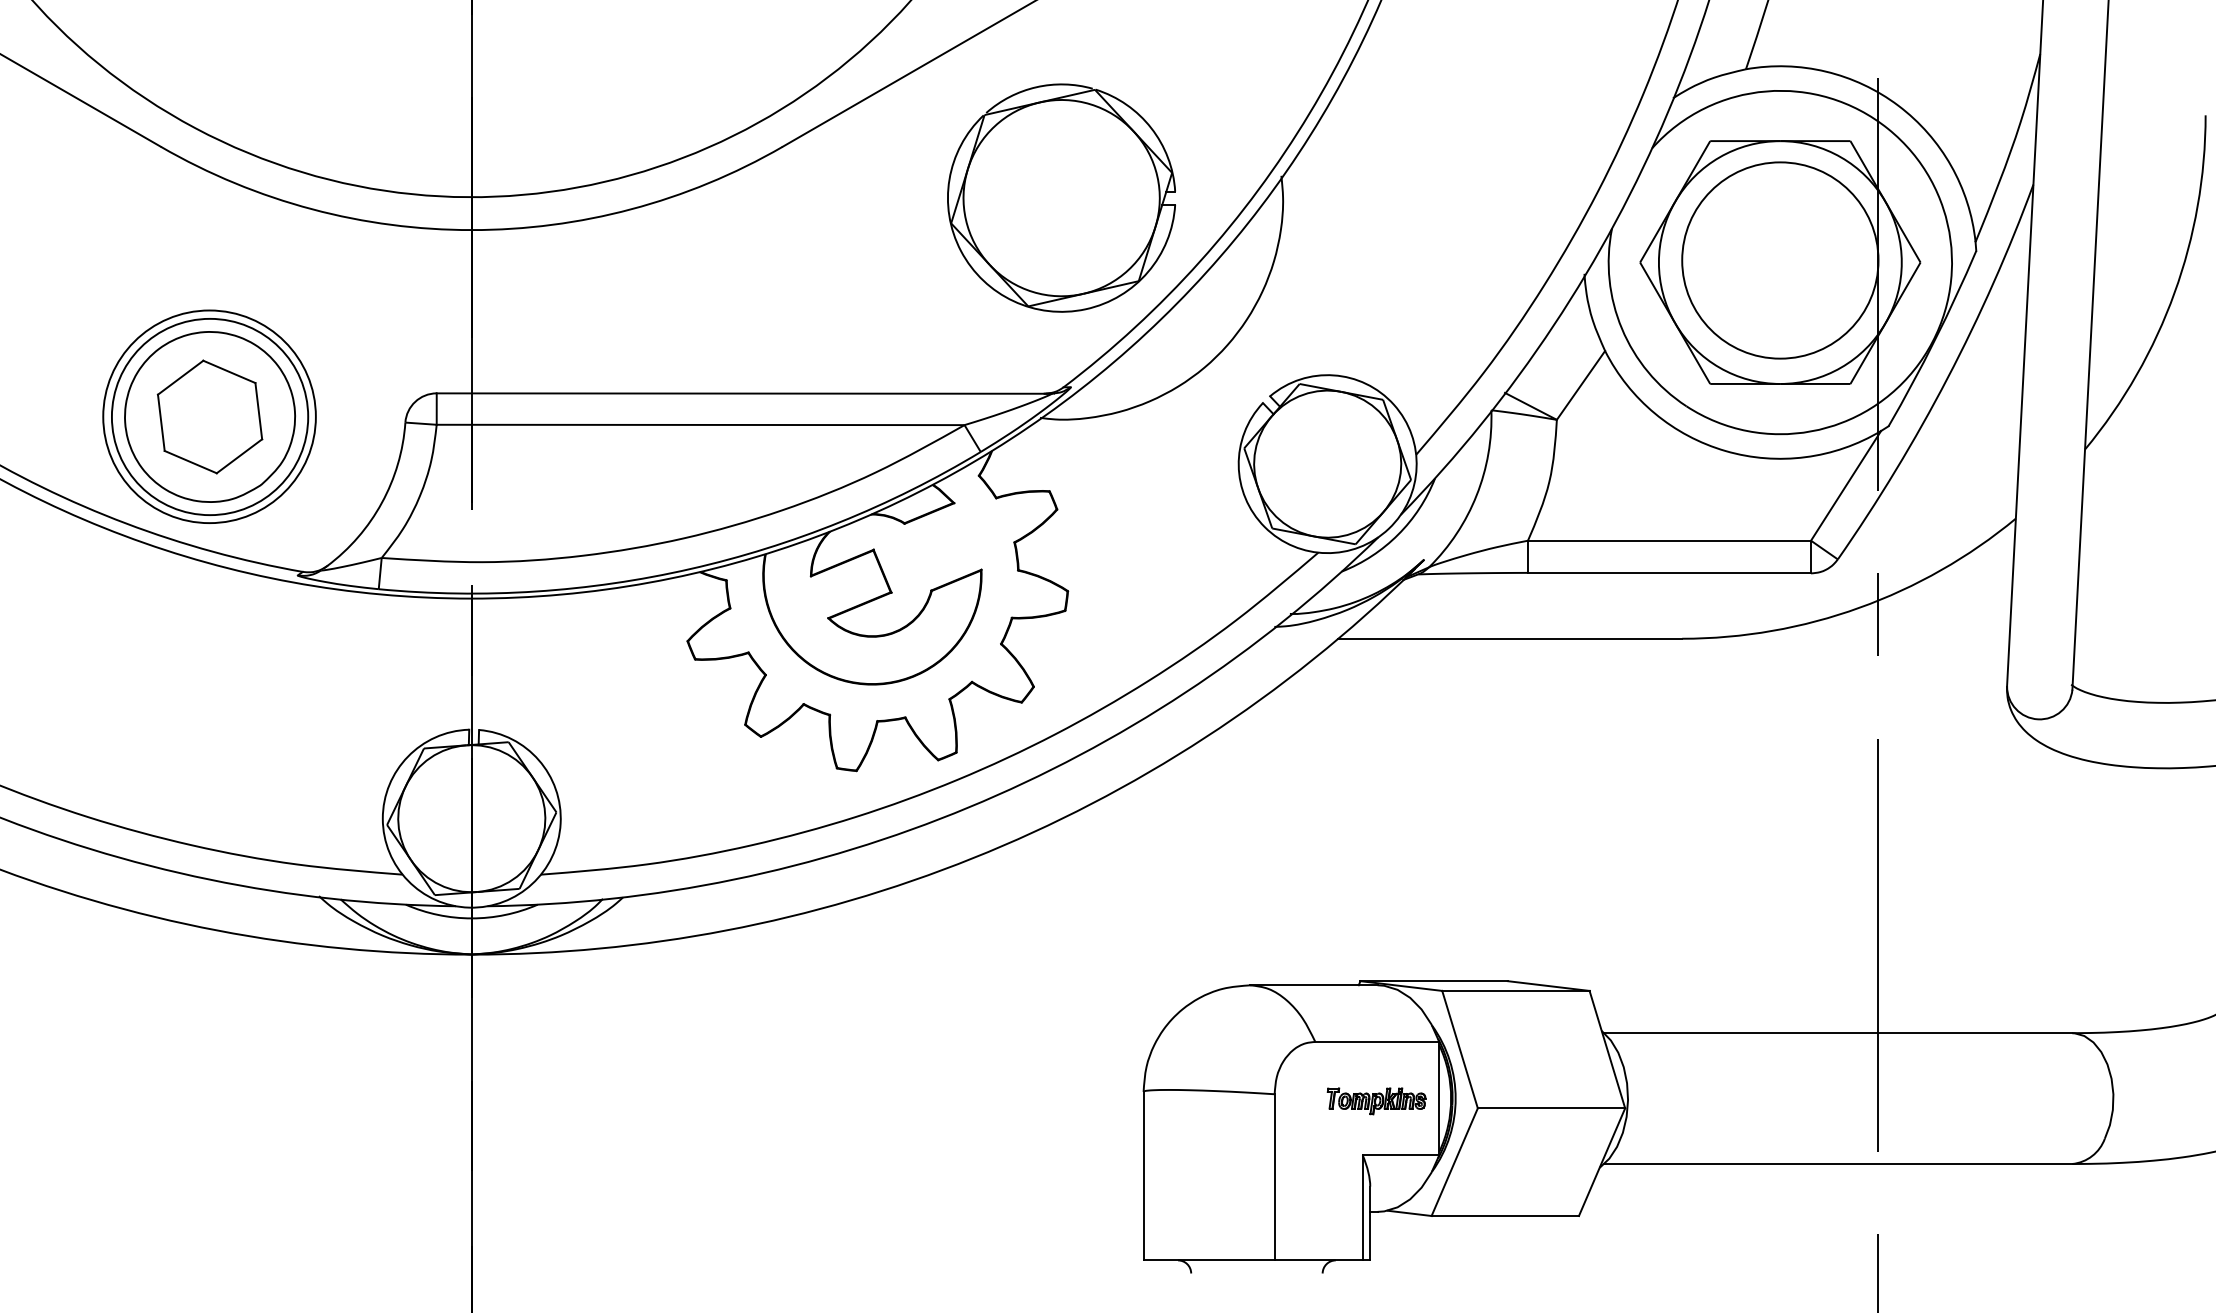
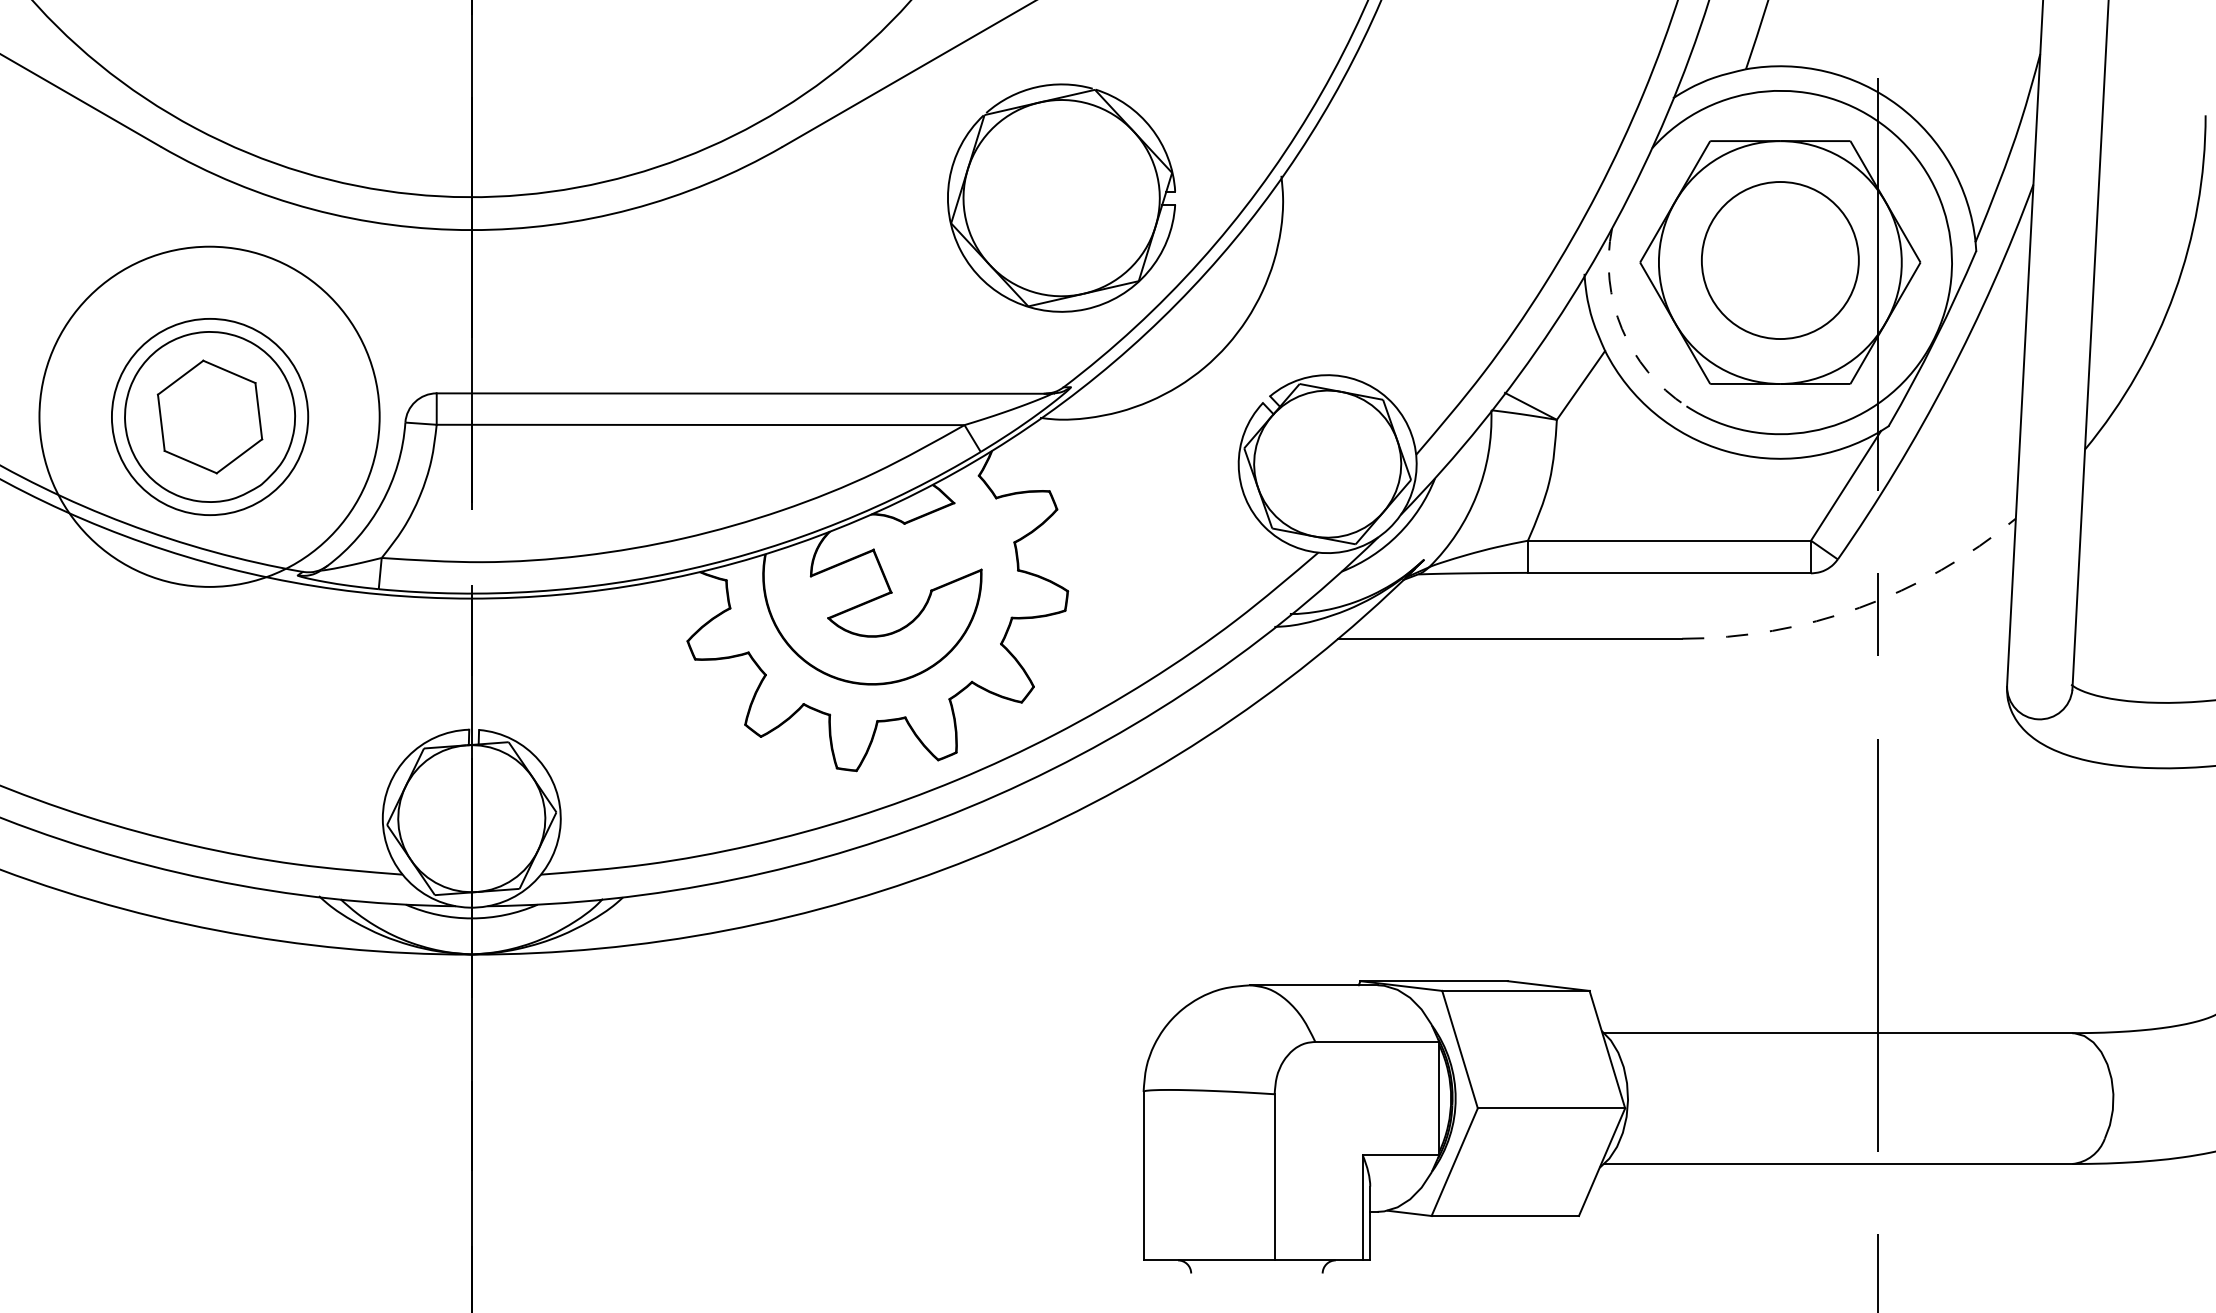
circle diameter: 196 px -> 157 px (1779, 260)
arc: solid -> dashed (1621, 328)
circle diameter: 213 px -> 340 px (209, 416)
arc: solid -> dashed (1859, 607)
part: present -> none (1376, 1101)
